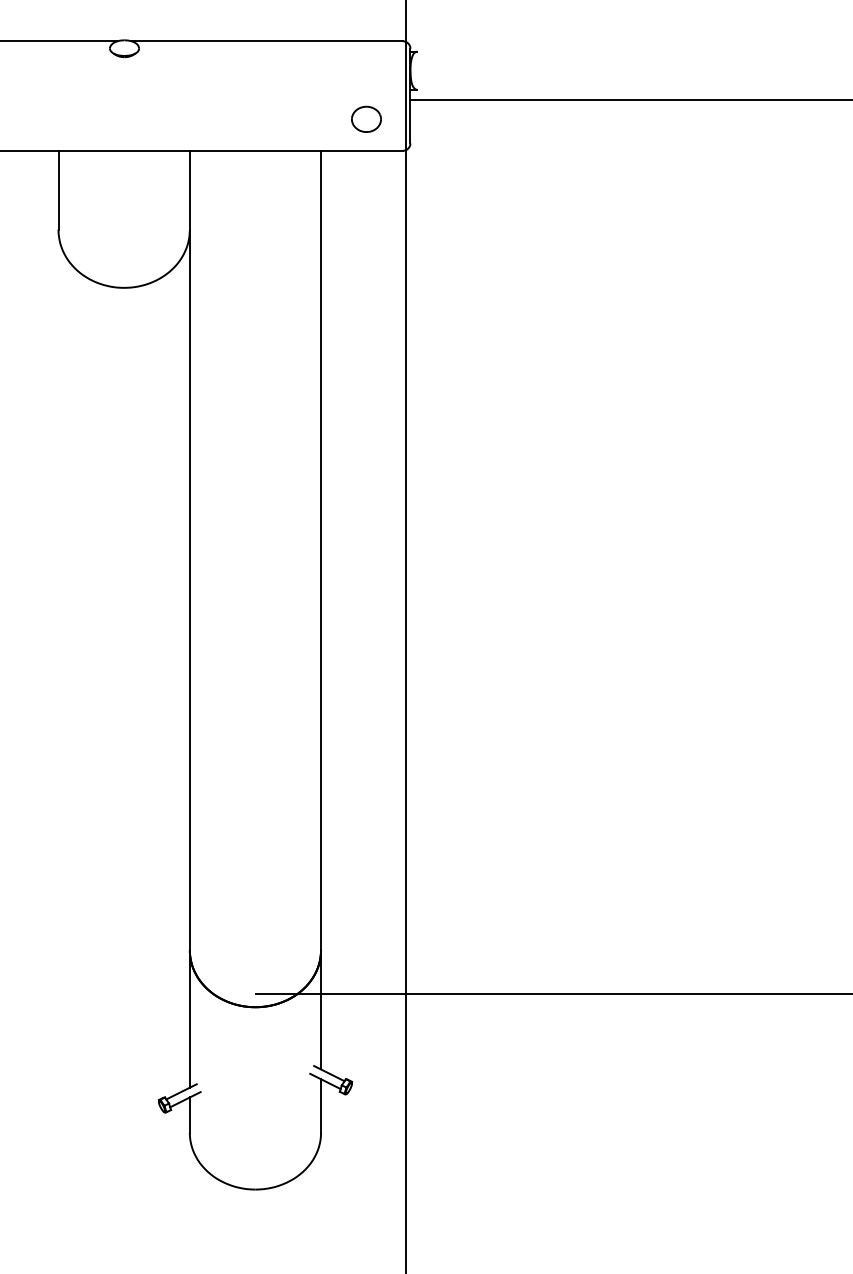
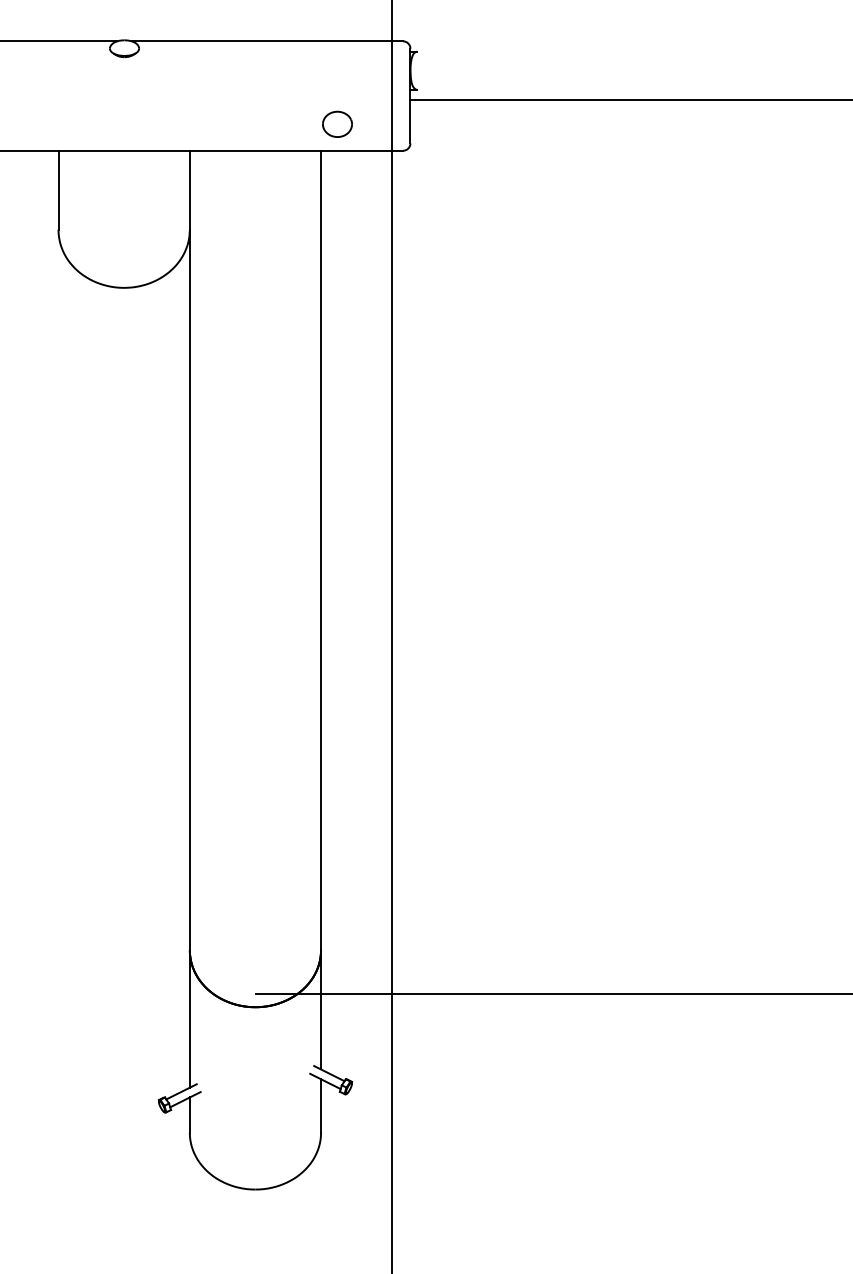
part position: (366, 118) -> (337, 123) (337, 123)
line position: (405, 636) -> (391, 636) (391, 636)
